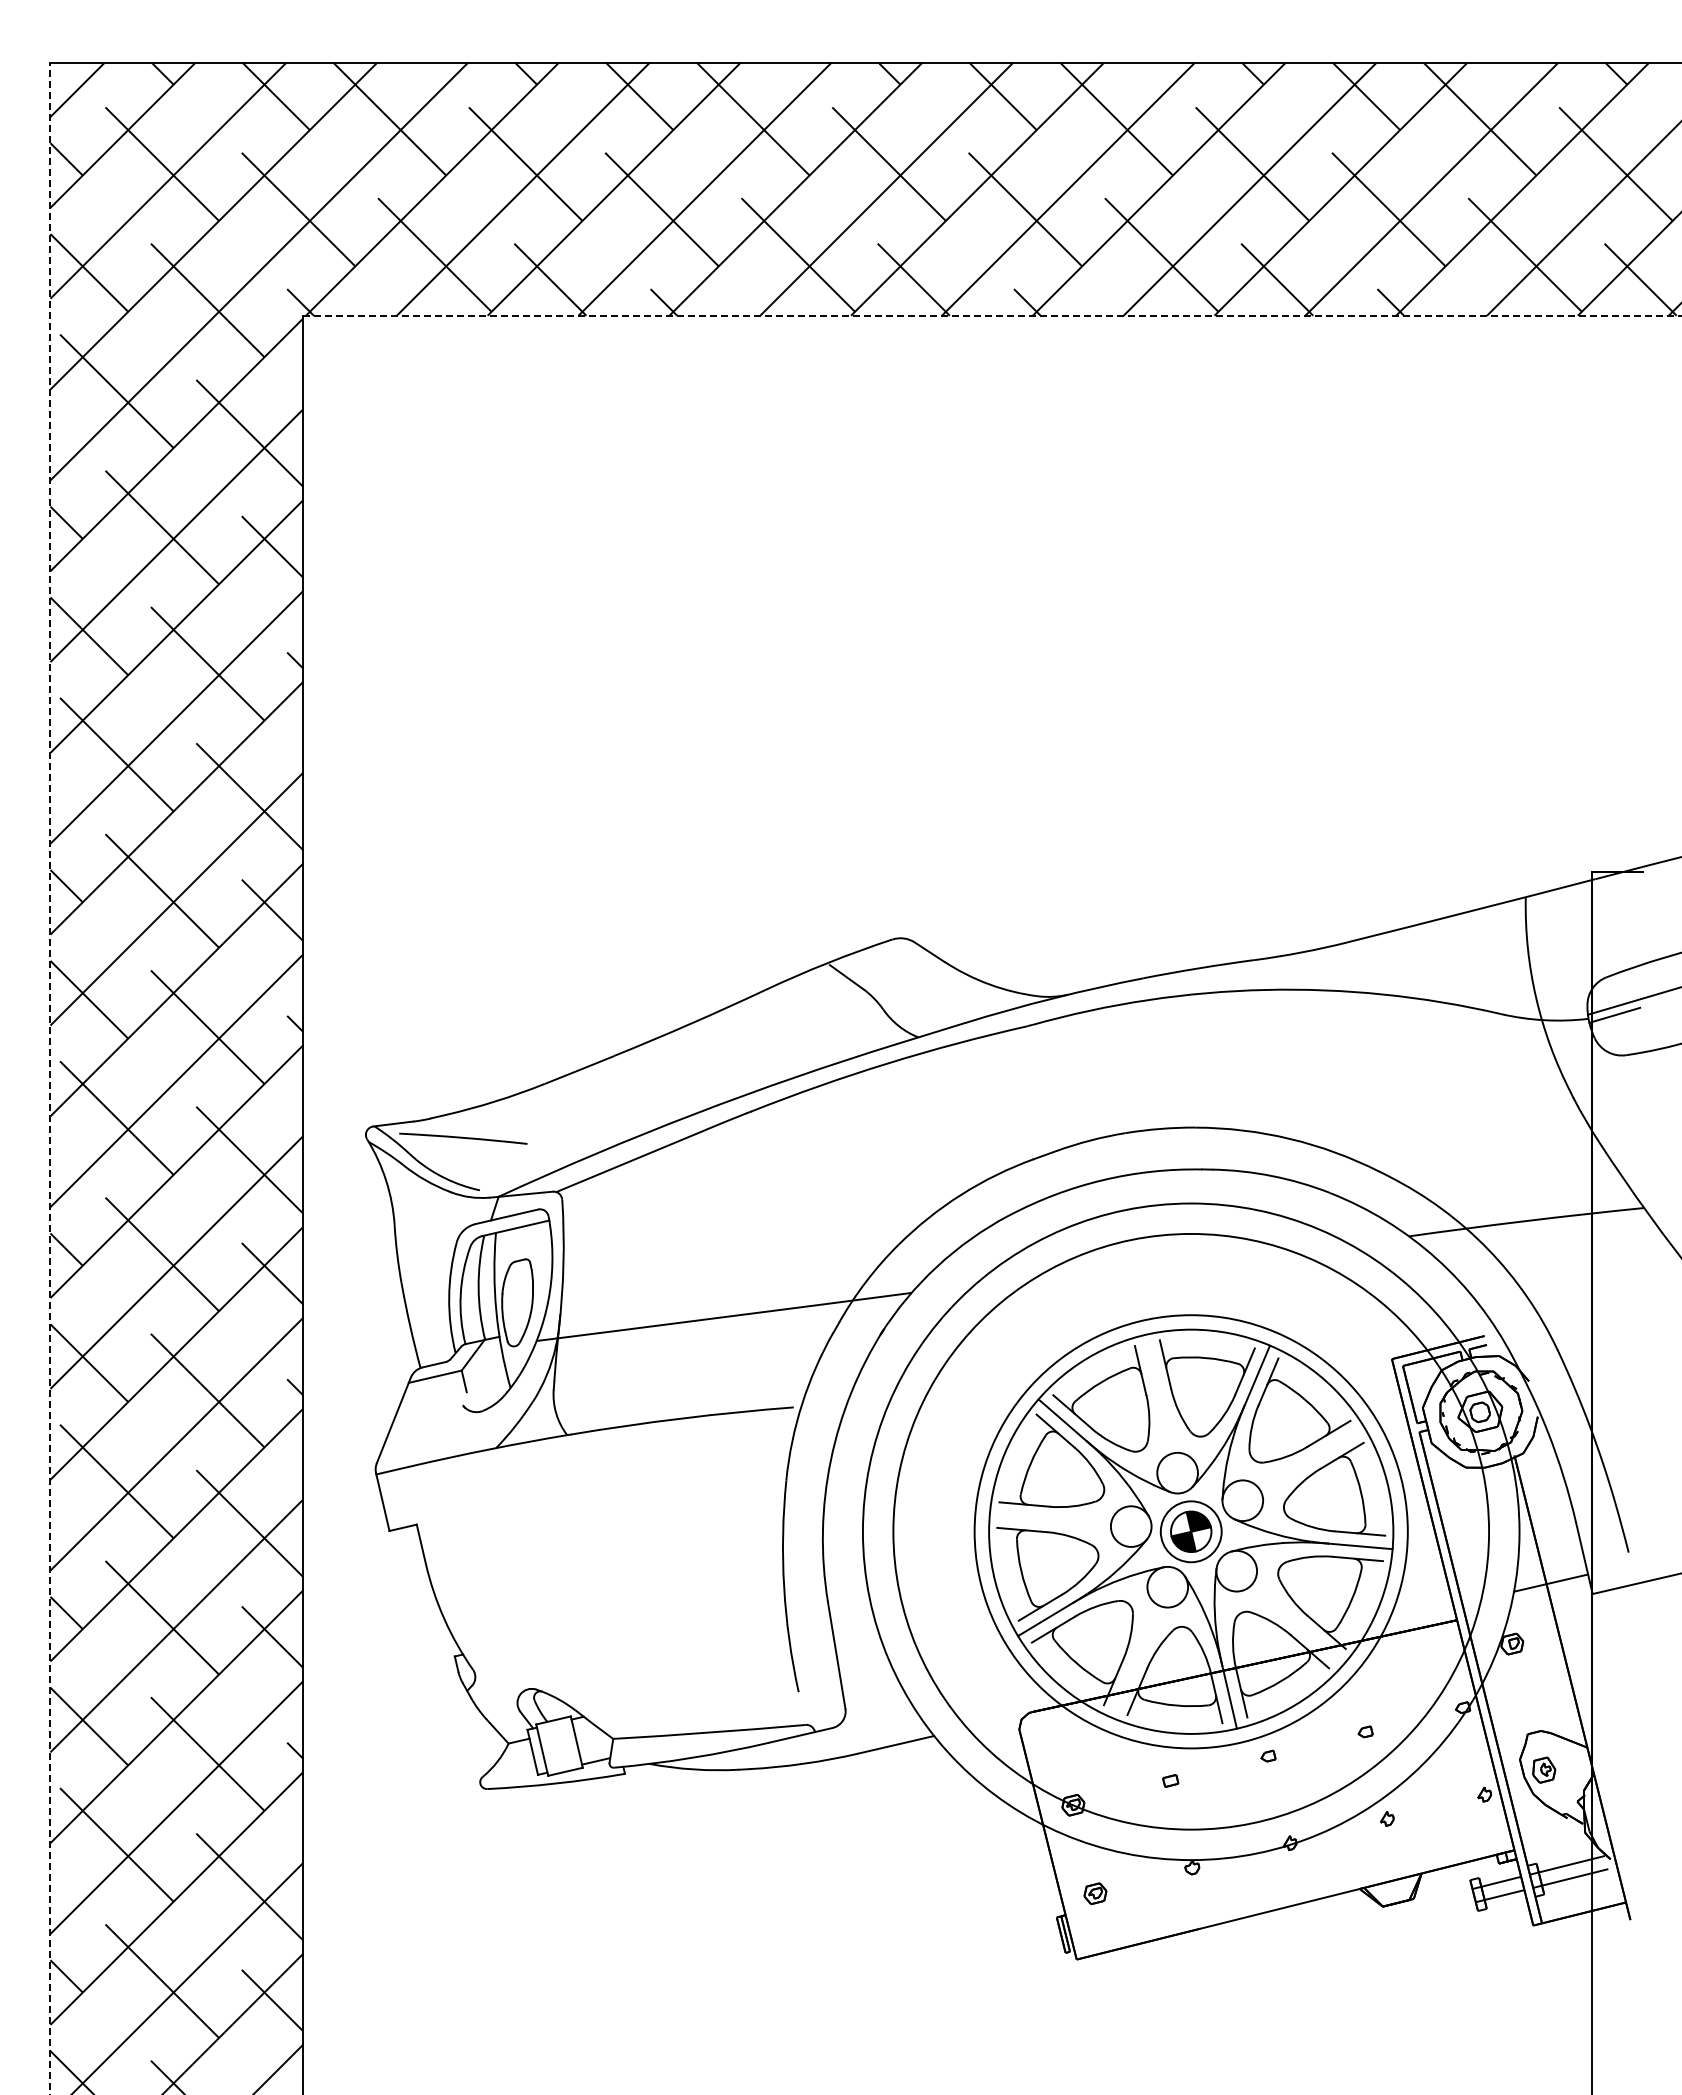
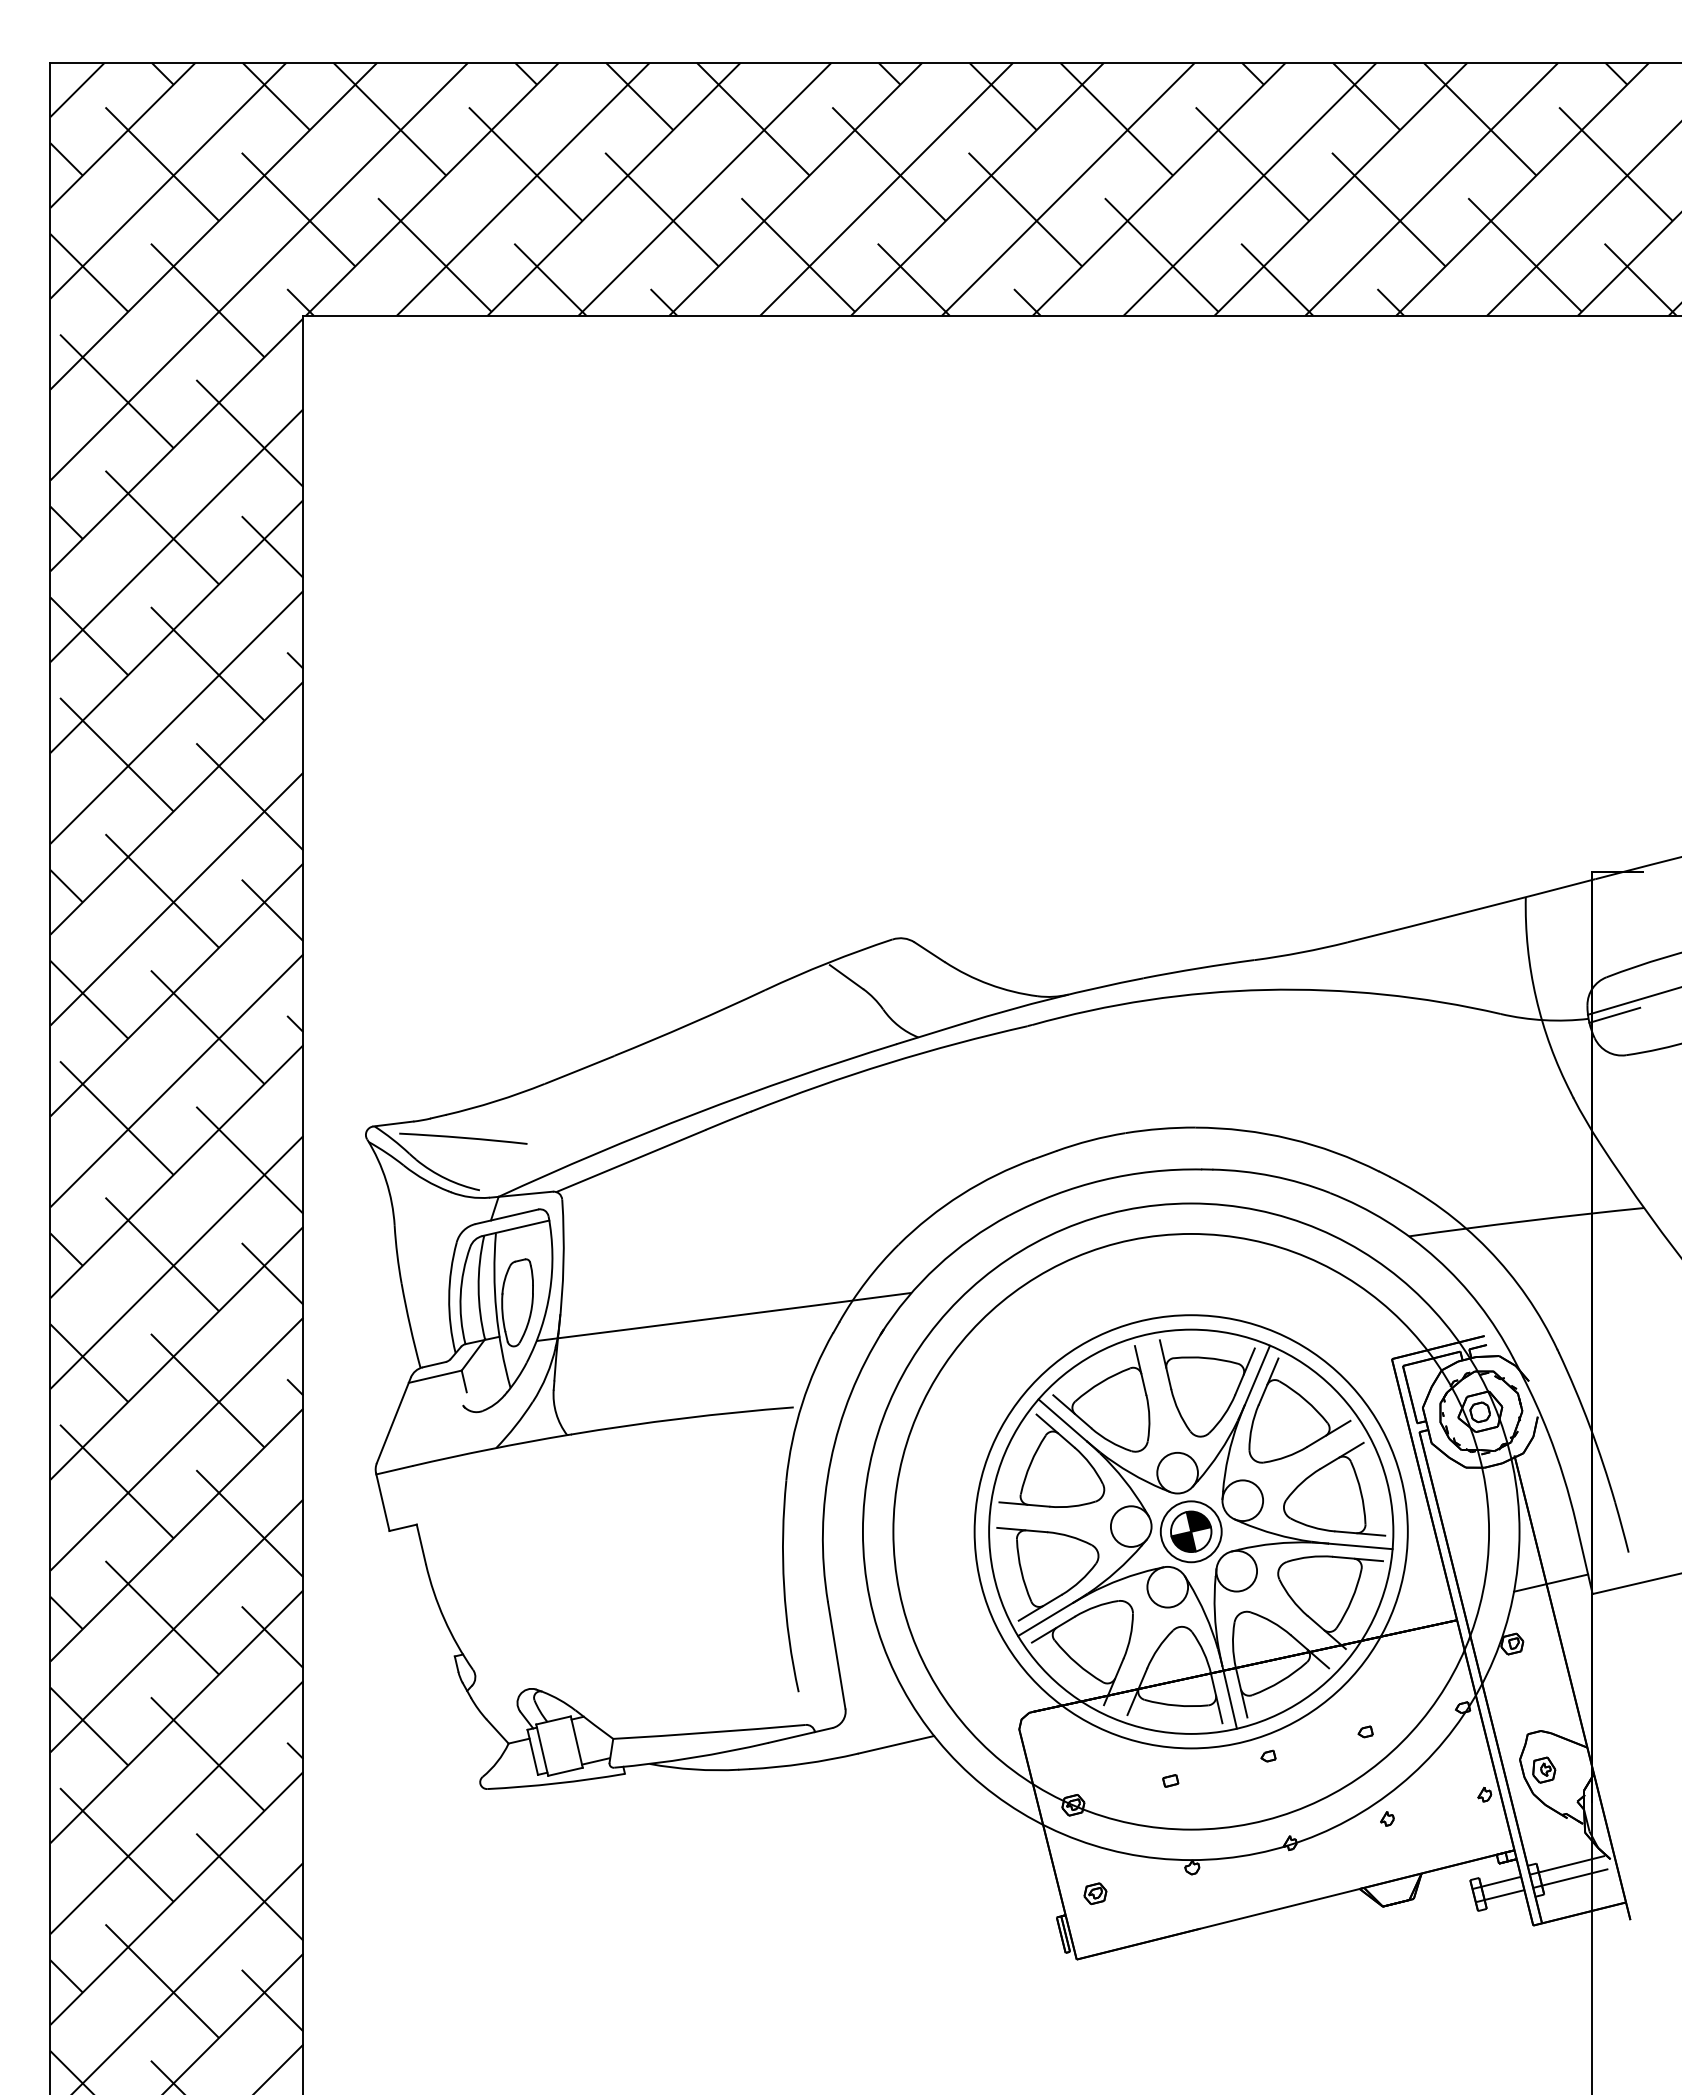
line: dashed -> solid (992, 315)
line: dashed -> solid (50, 1078)
